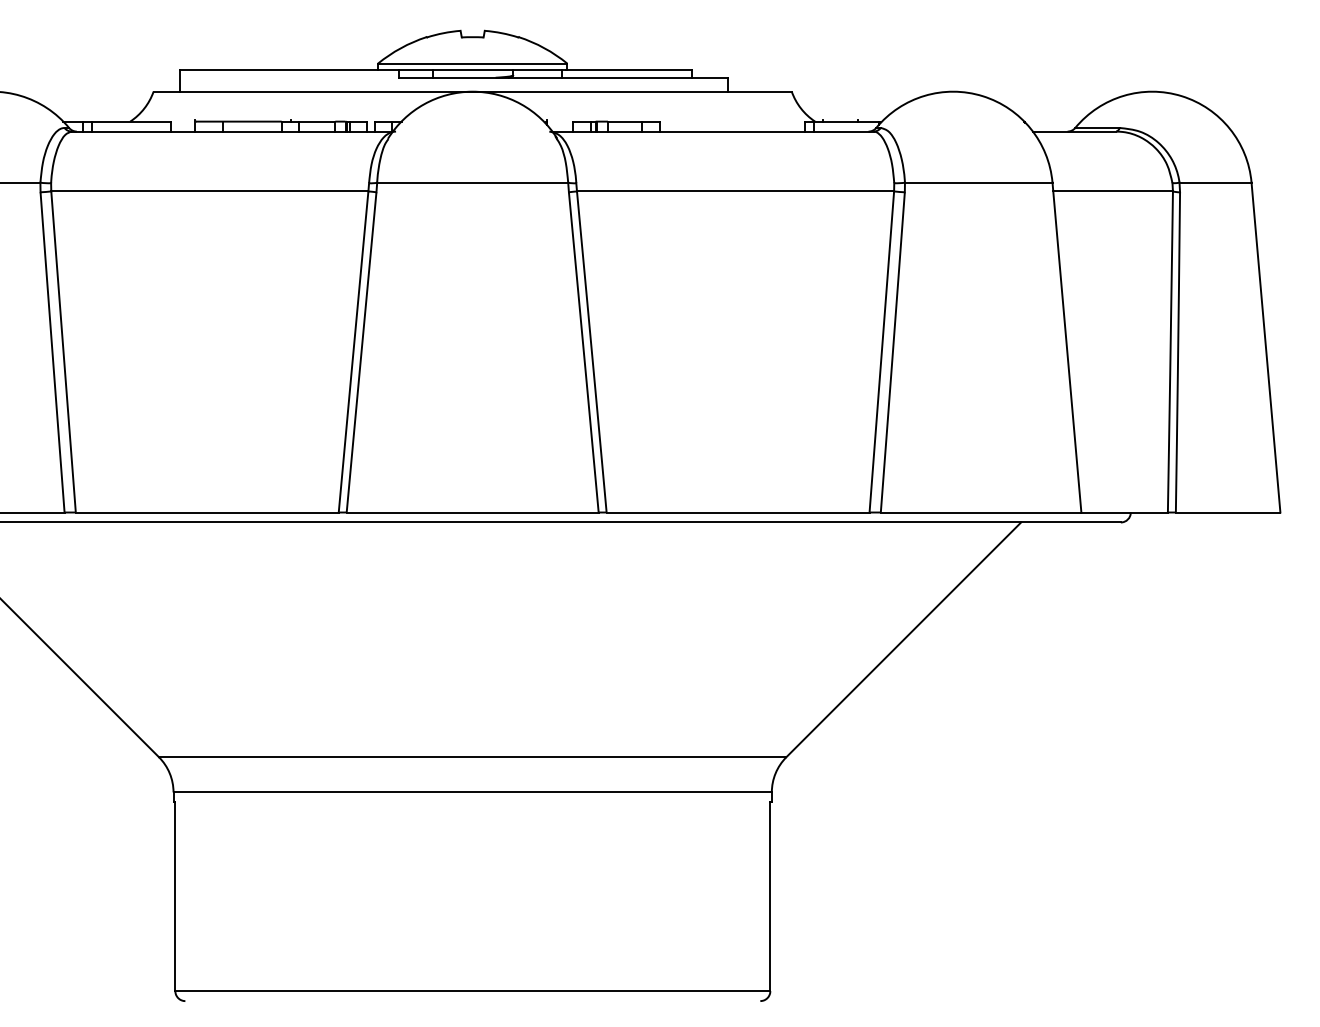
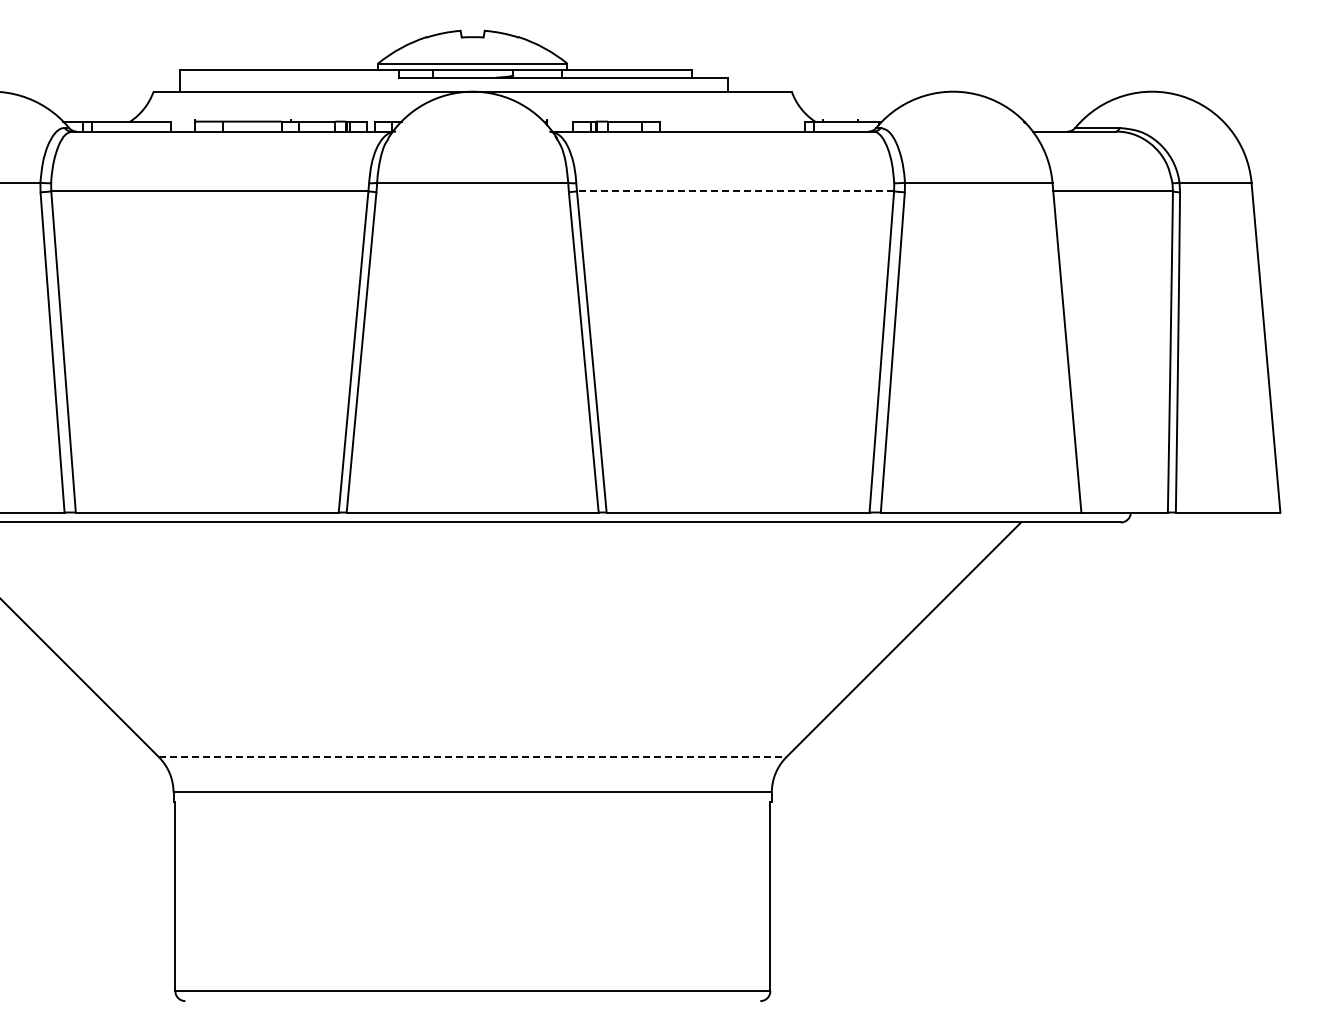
line: solid -> dashed (735, 191)
line: solid -> dashed (472, 757)
